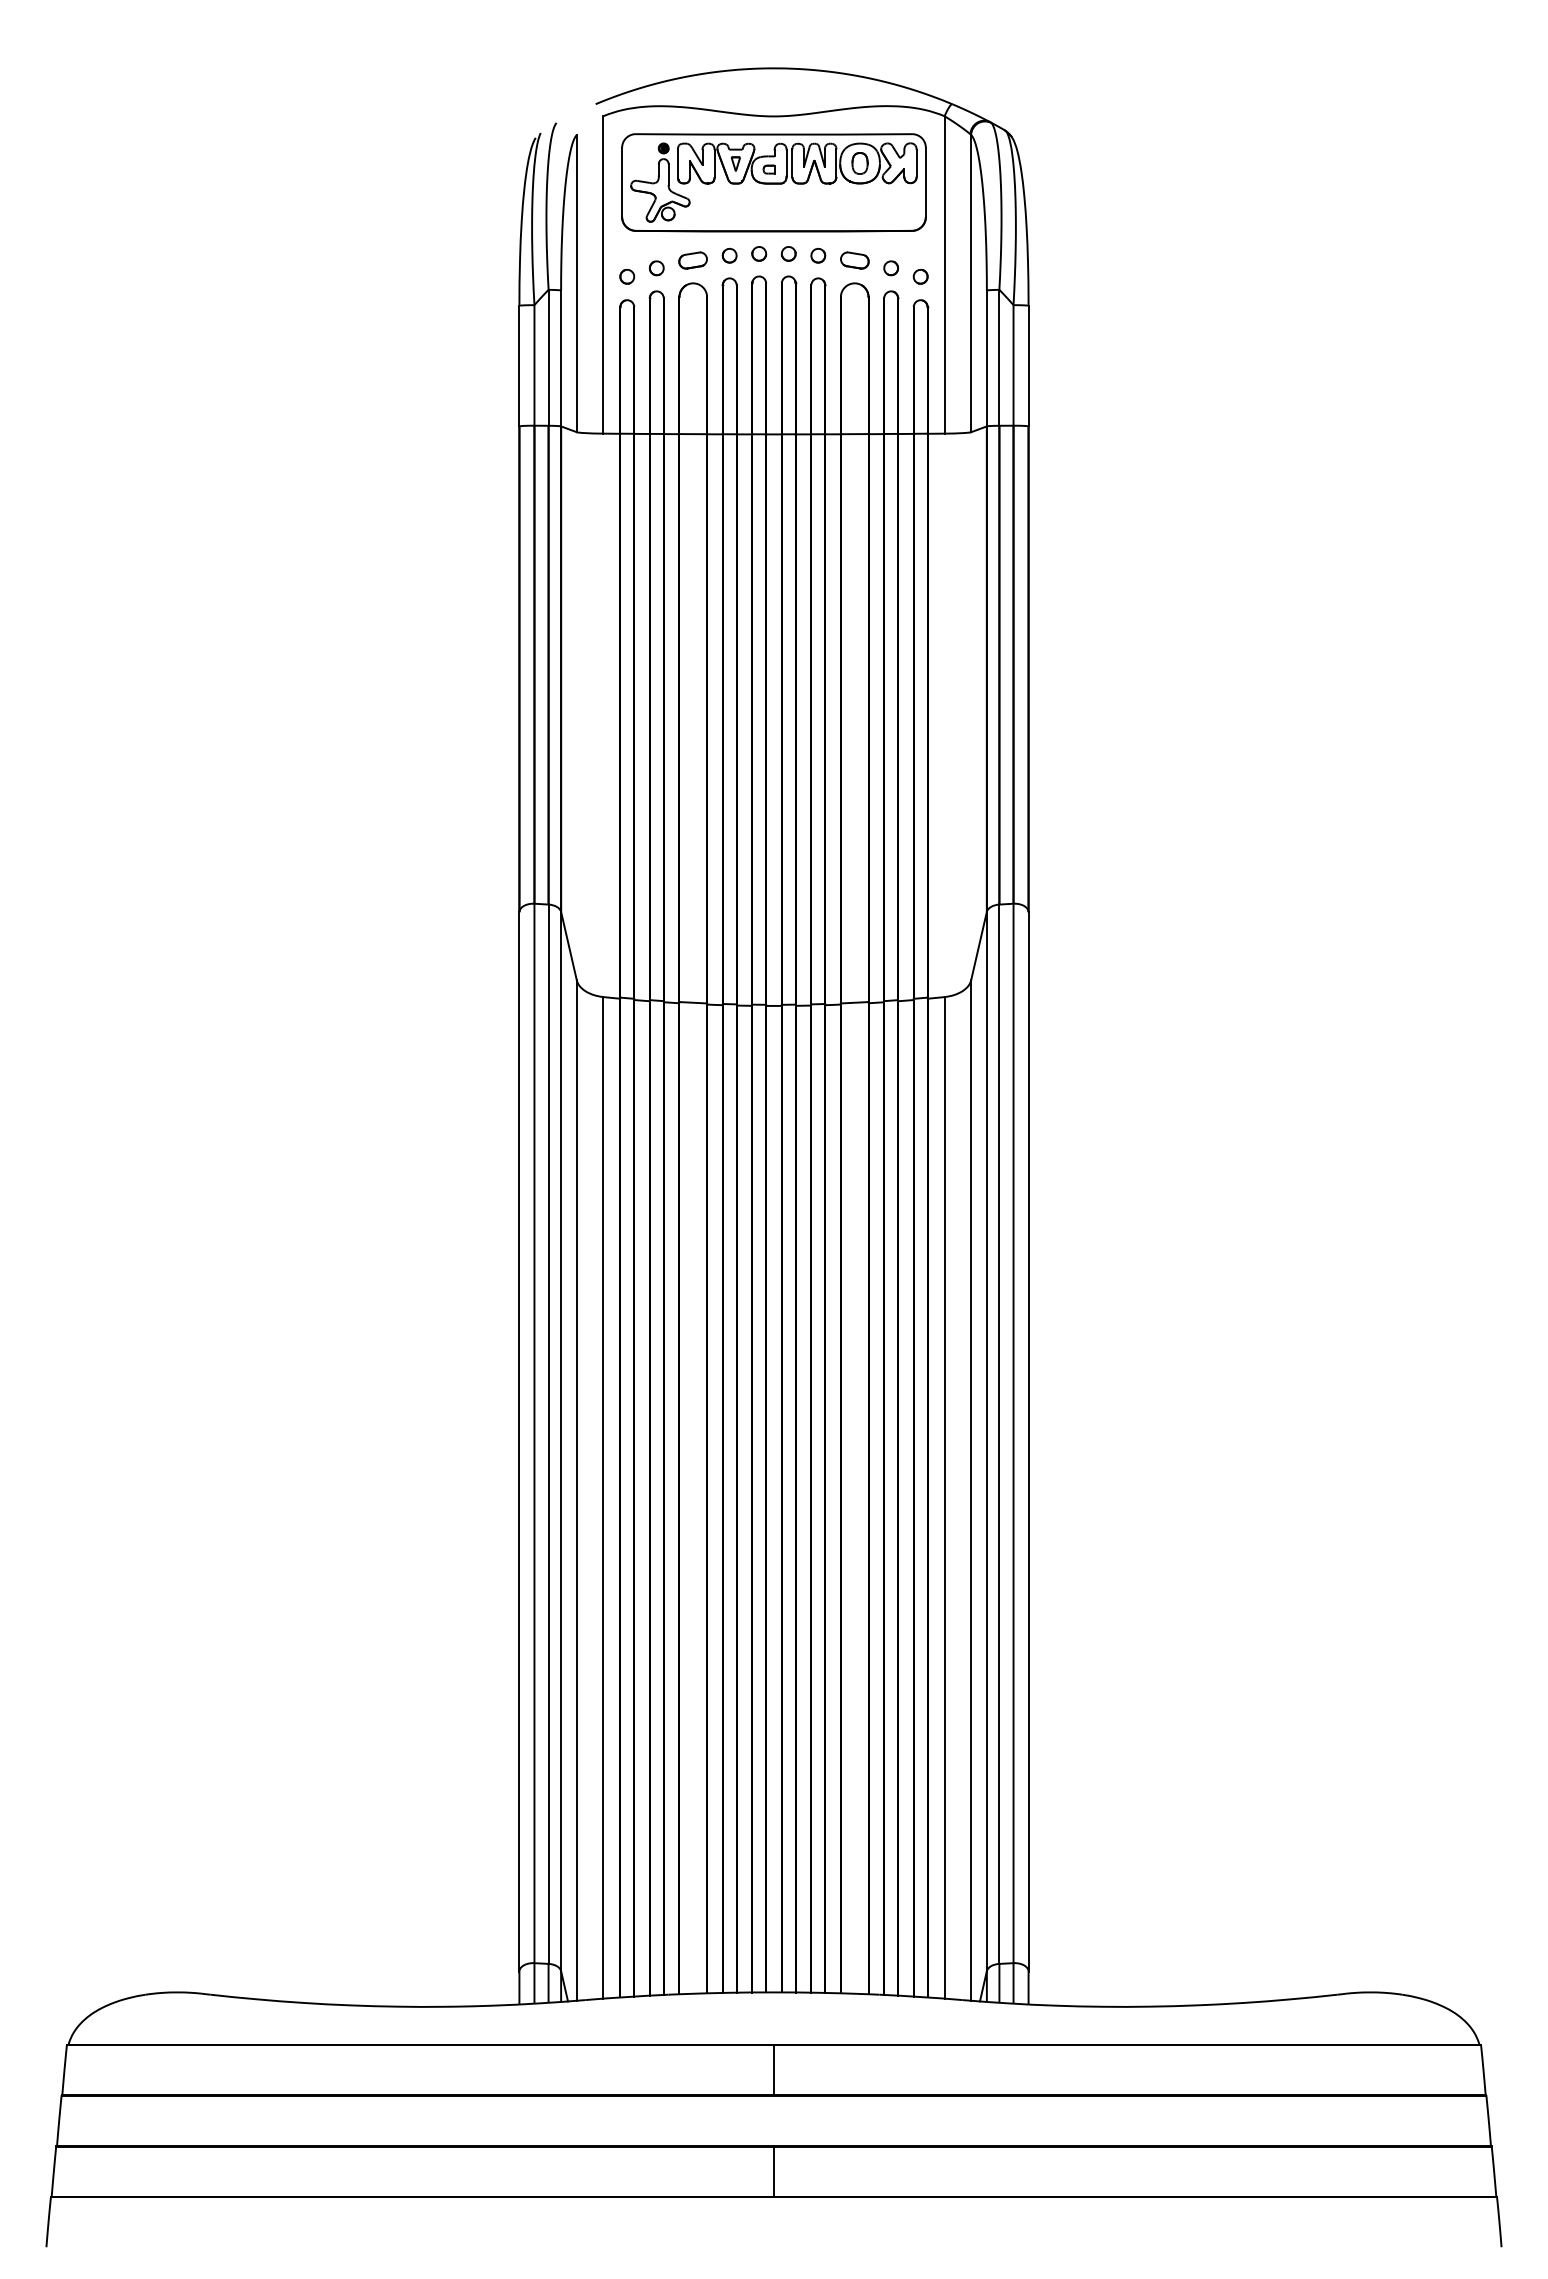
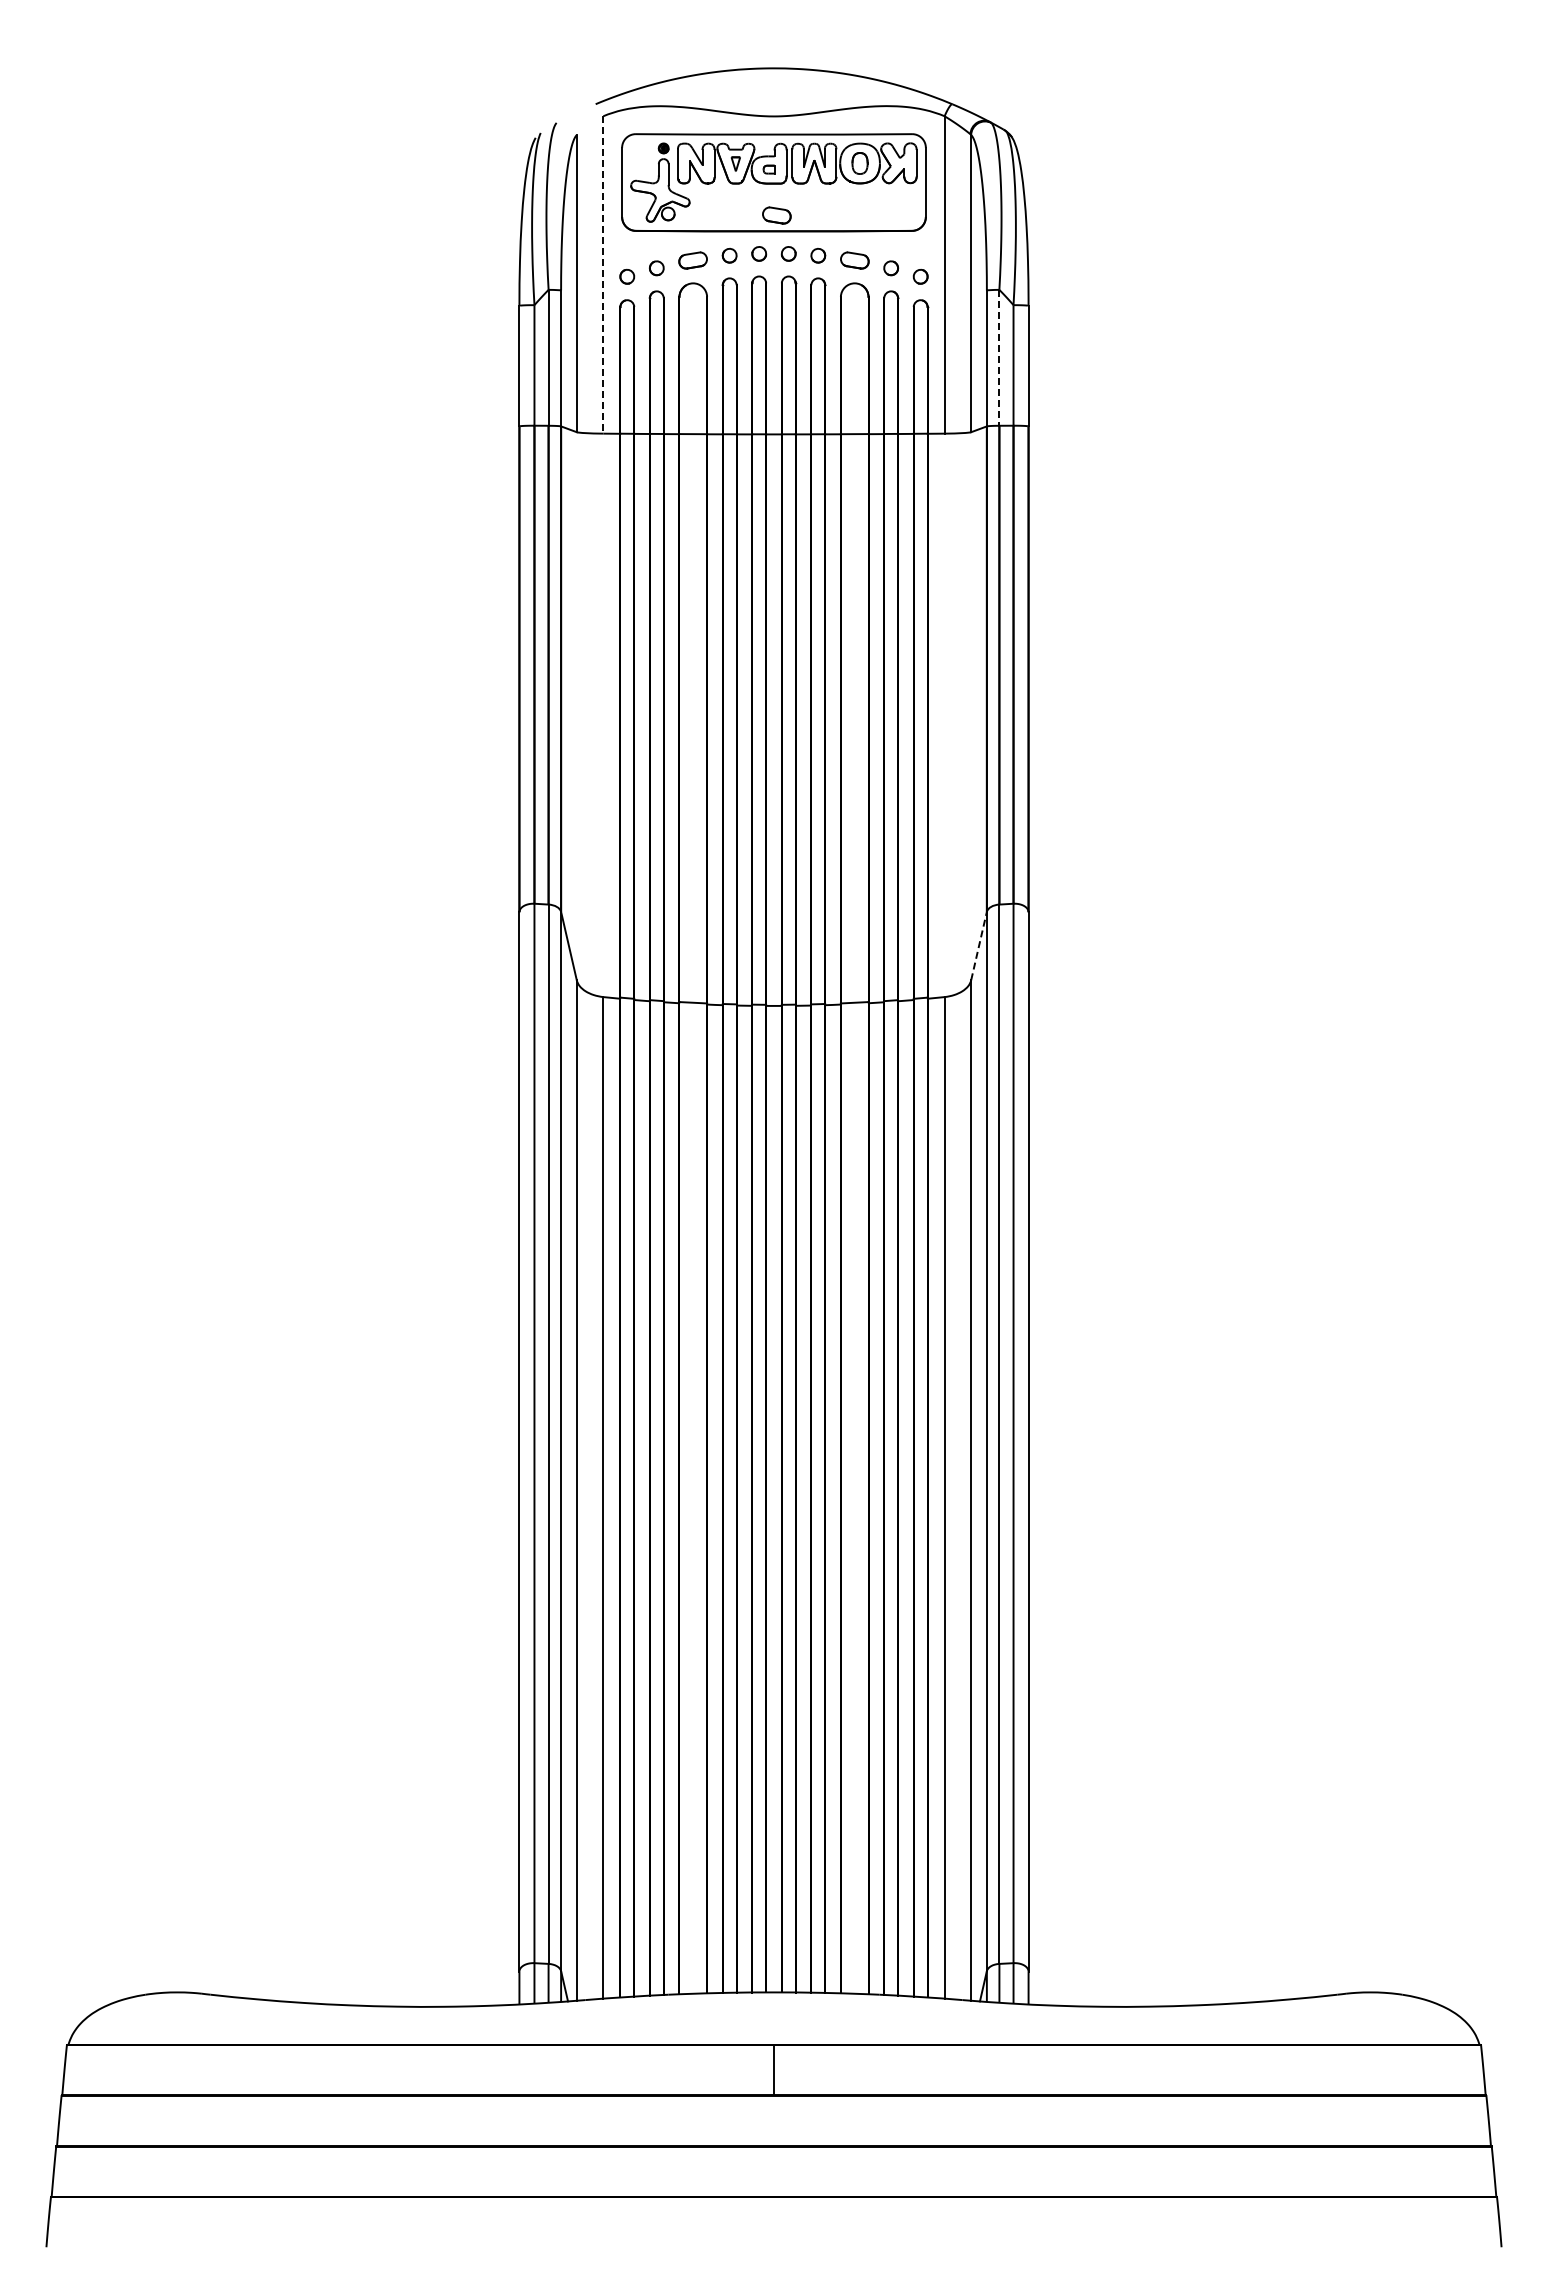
part: none -> present (776, 215)
line: solid -> dashed (603, 274)
line: solid -> dashed (999, 357)
line: solid -> dashed (979, 945)
line: present -> none (774, 2170)
